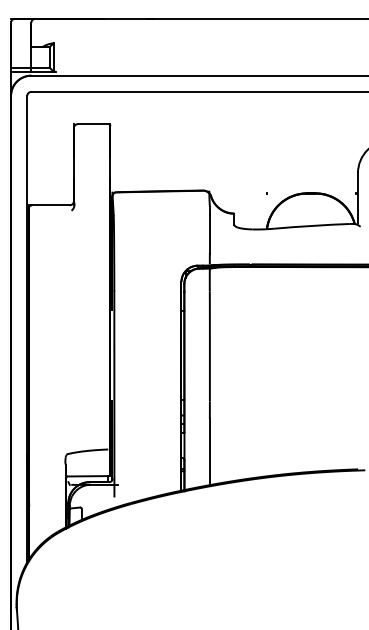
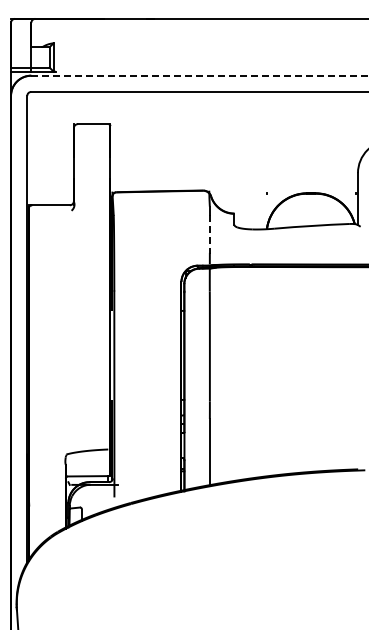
line: solid -> dashed (200, 75)
line: solid -> dashed (209, 234)
